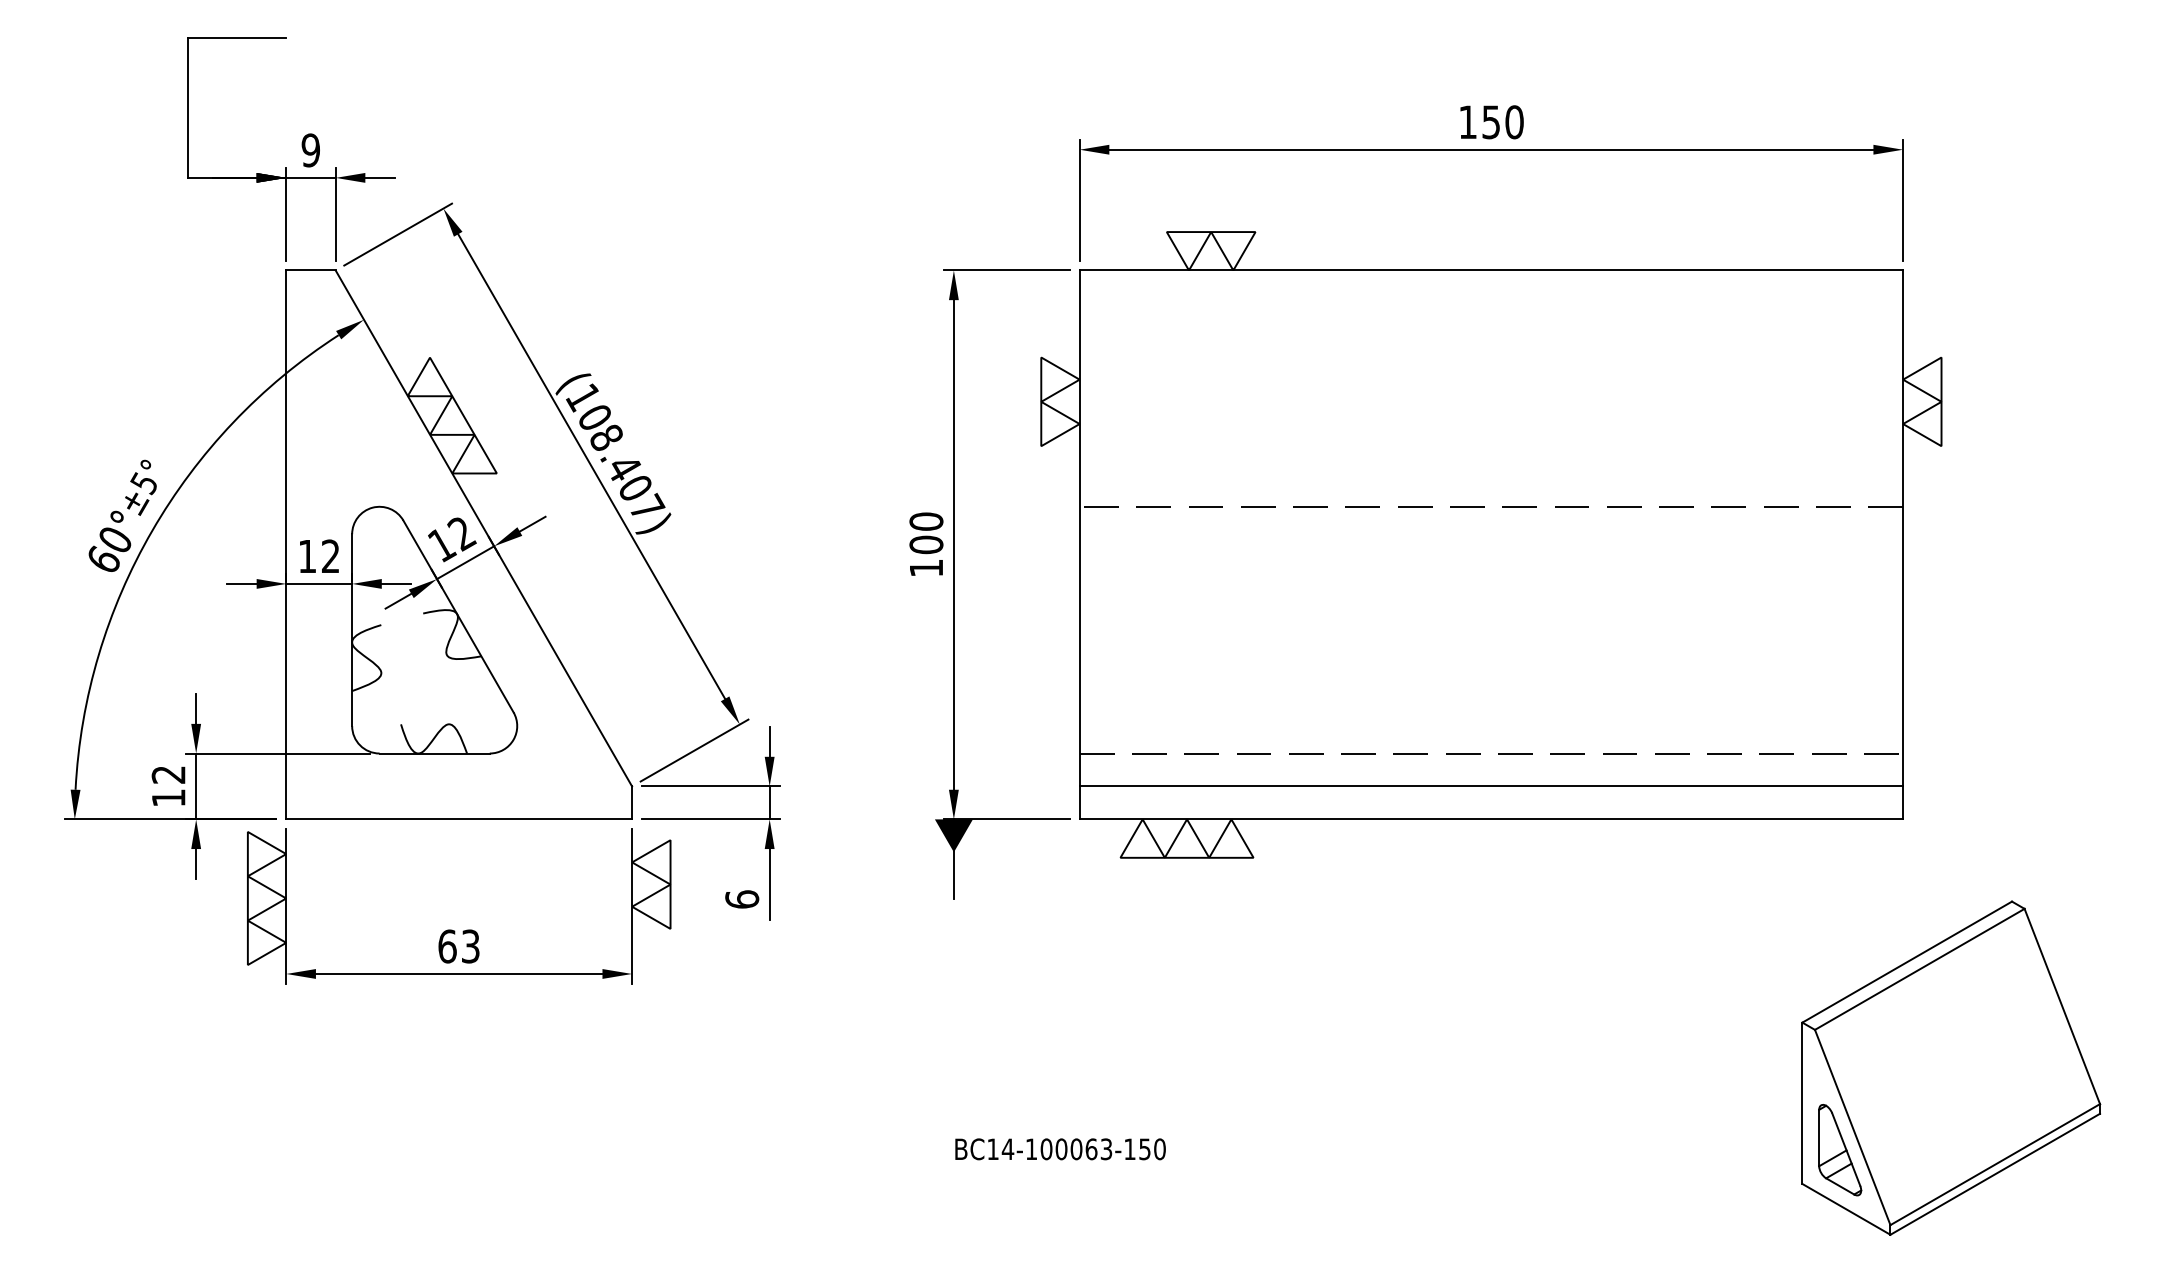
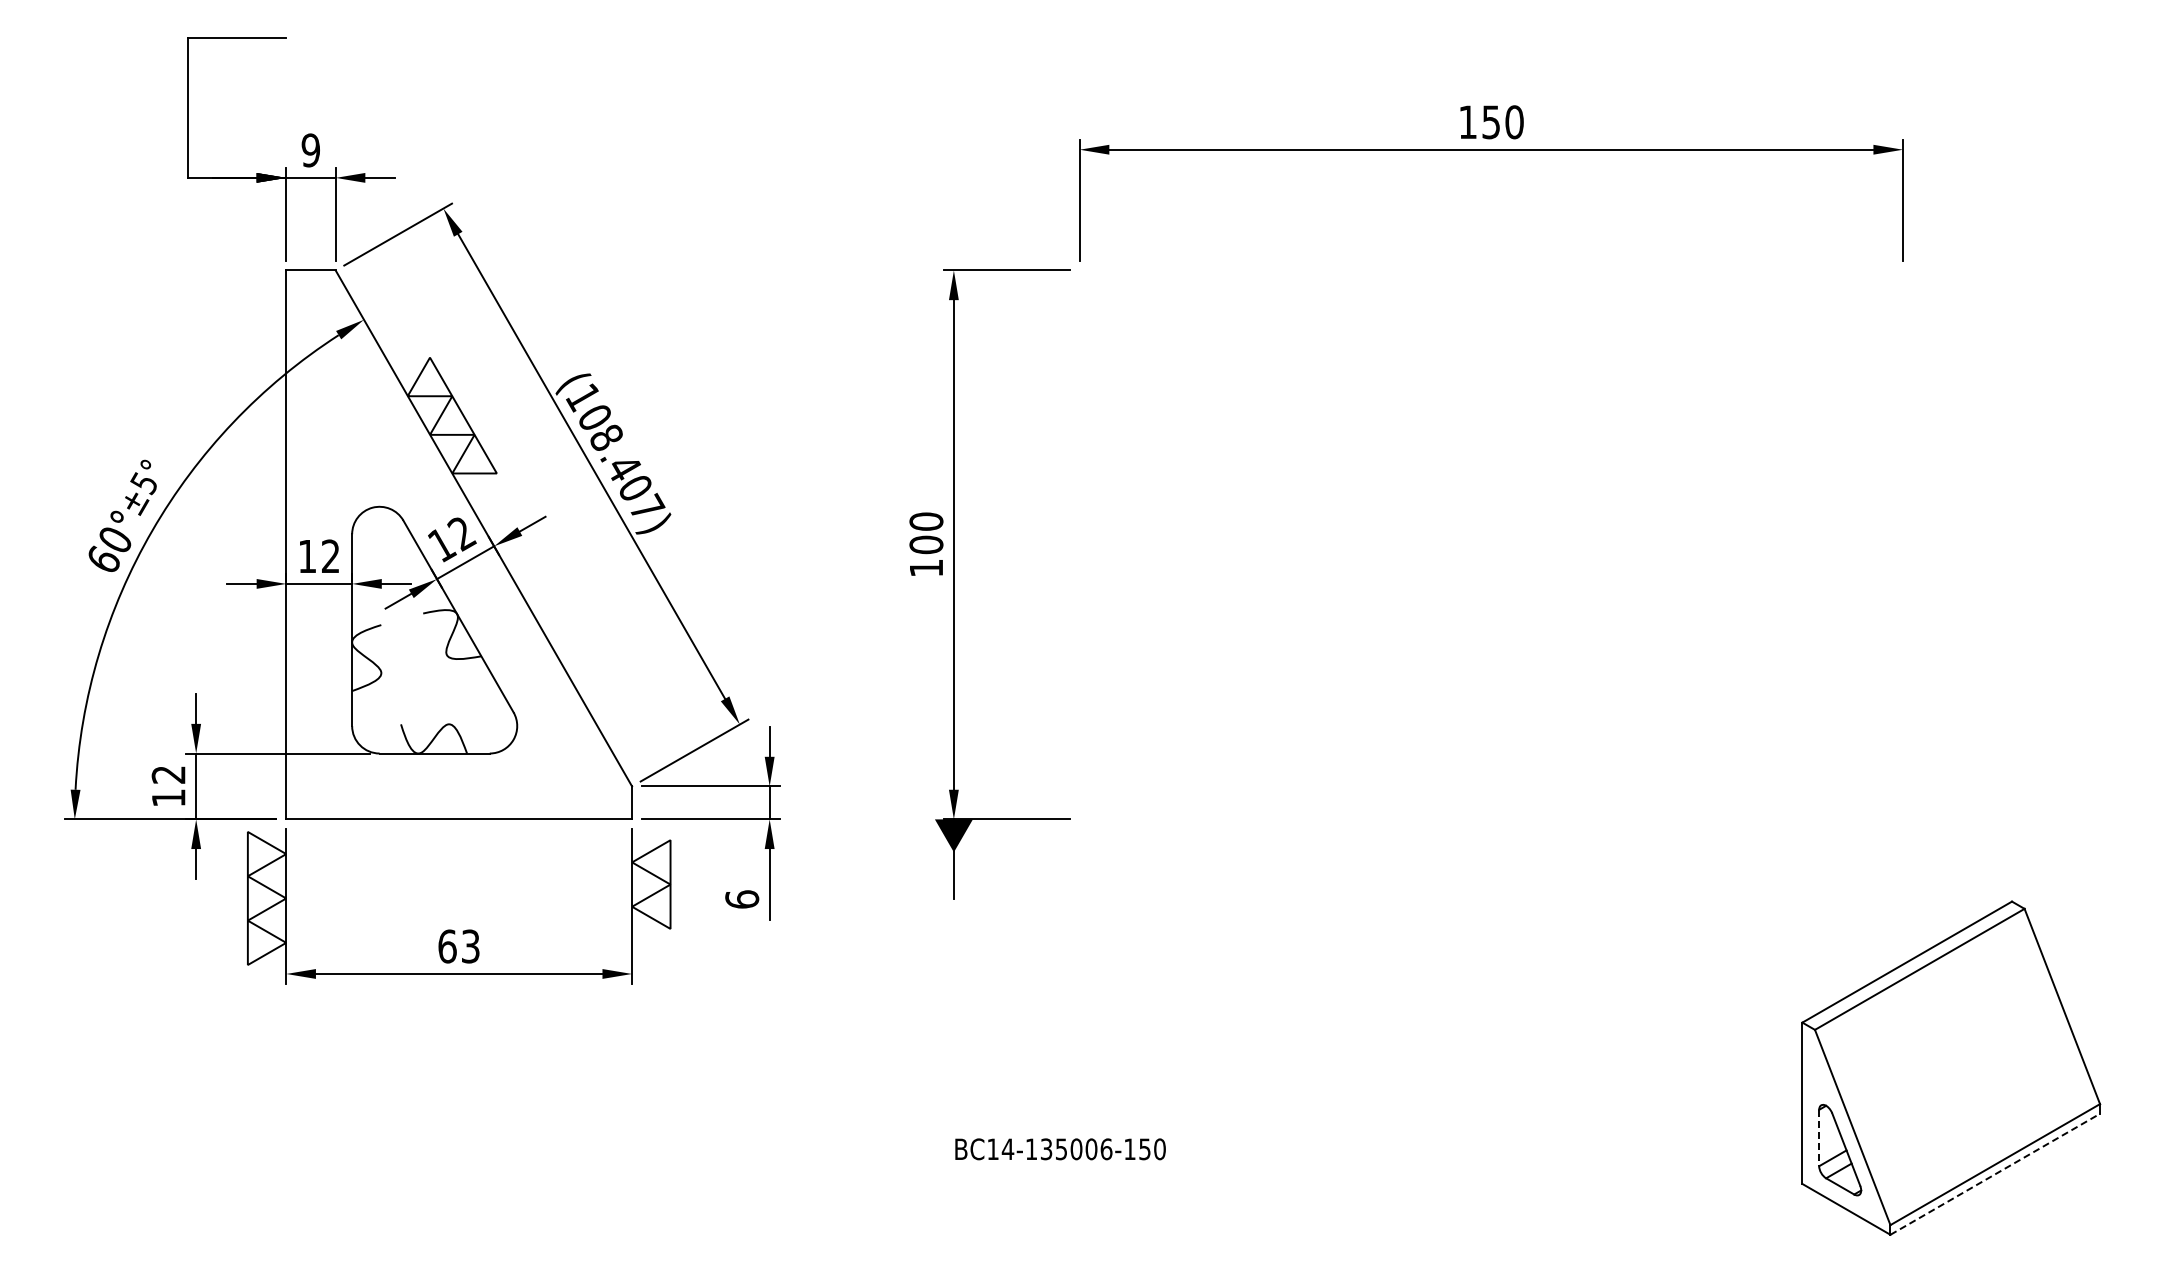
part: present -> none (1491, 544)
line: solid -> dashed (1819, 1138)
text: BC14-100063-150 -> BC14-135006-150 (1076, 1149)
line: solid -> dashed (1995, 1174)
